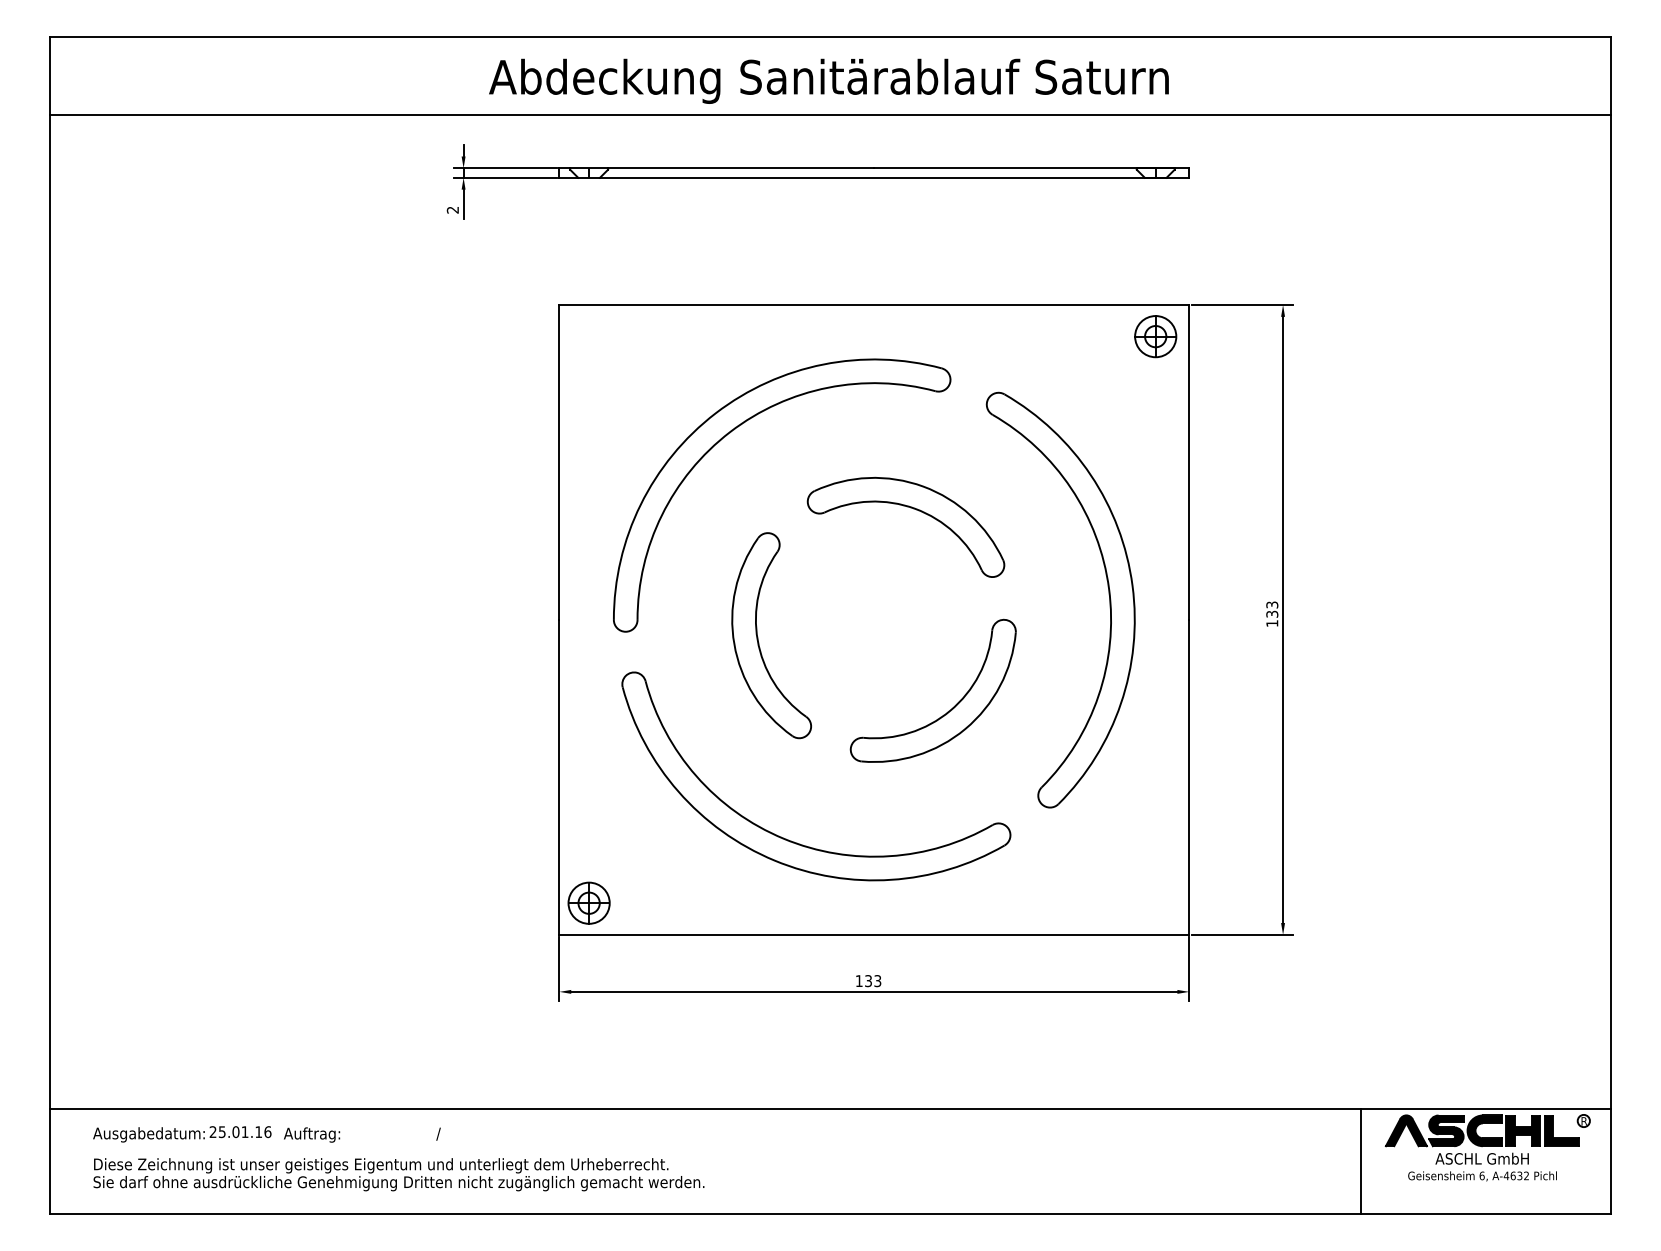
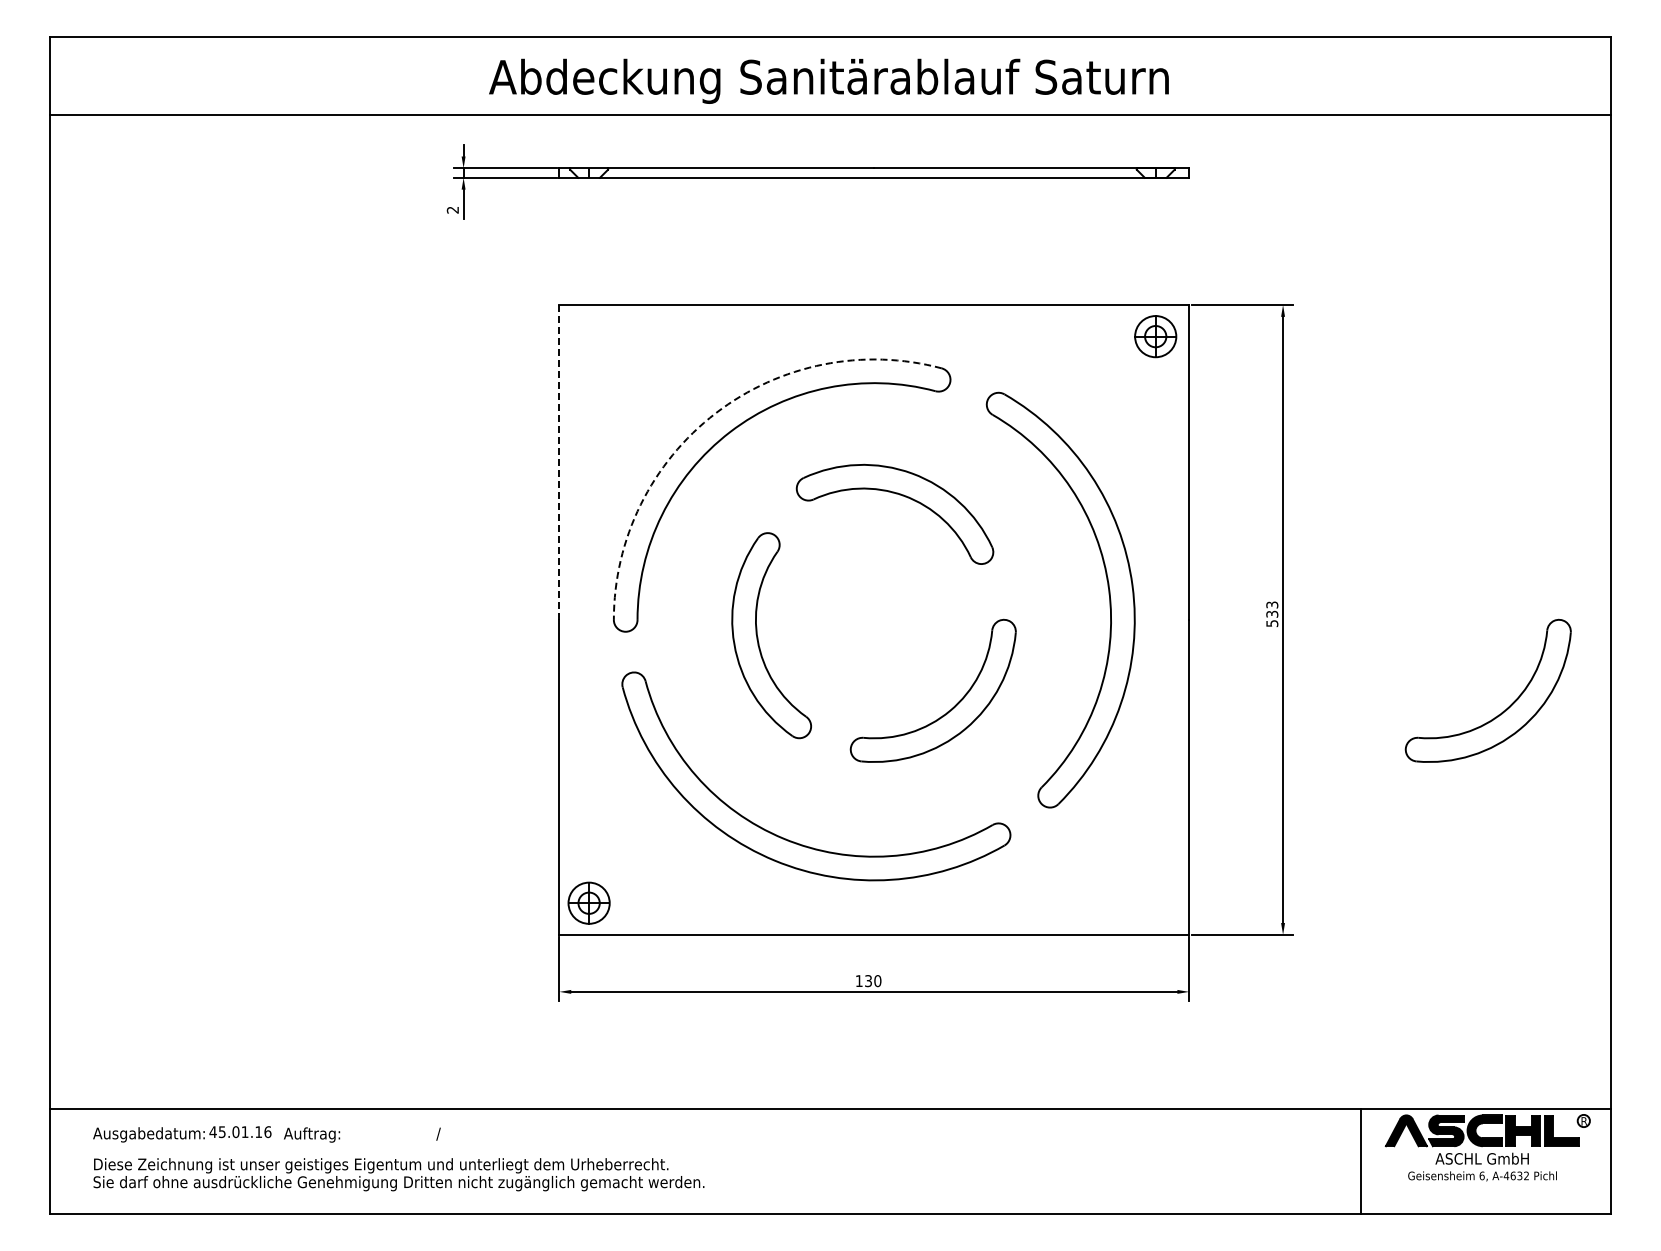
arc: solid -> dashed (715, 413)
line: solid -> dashed (559, 462)
part position: (910, 508) -> (899, 495) (899, 495)
text: 133 -> 533 (1272, 623)
part: none -> present (1502, 711)
text: 133 -> 130 (877, 981)
text: 25.01.16 -> 45.01.16 (212, 1131)
